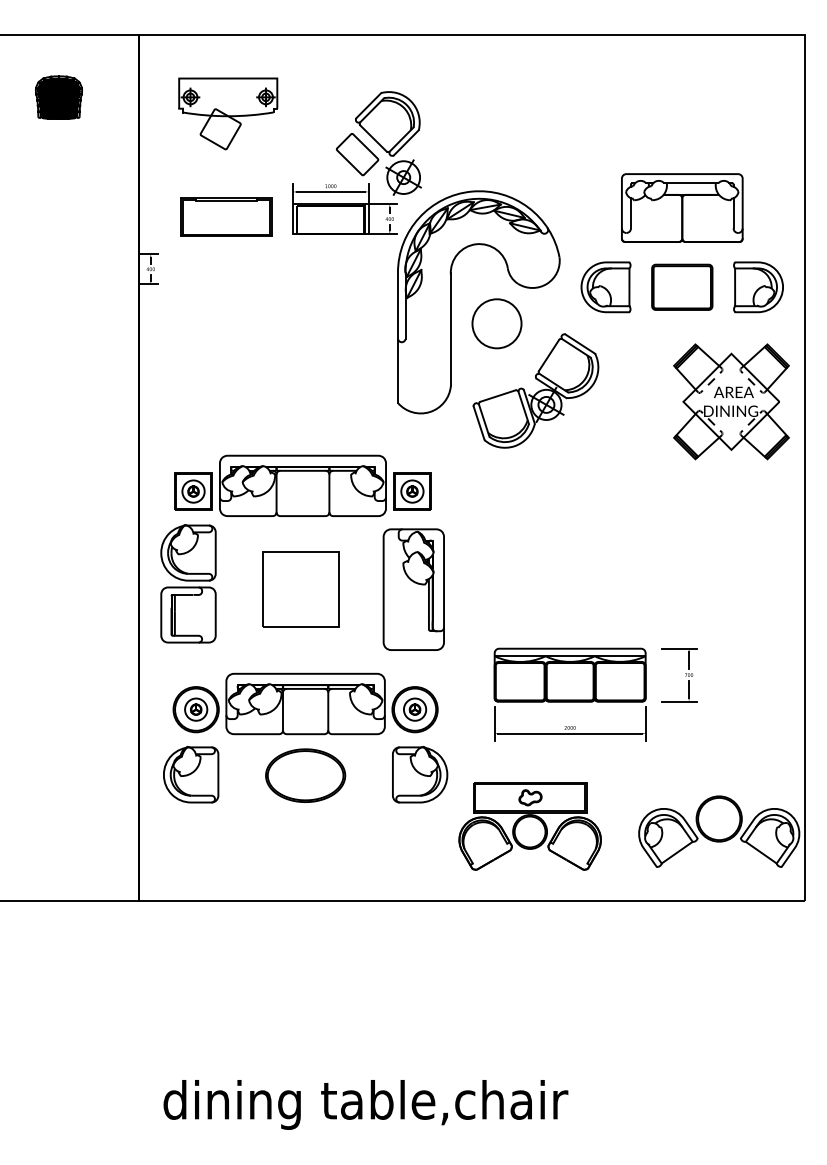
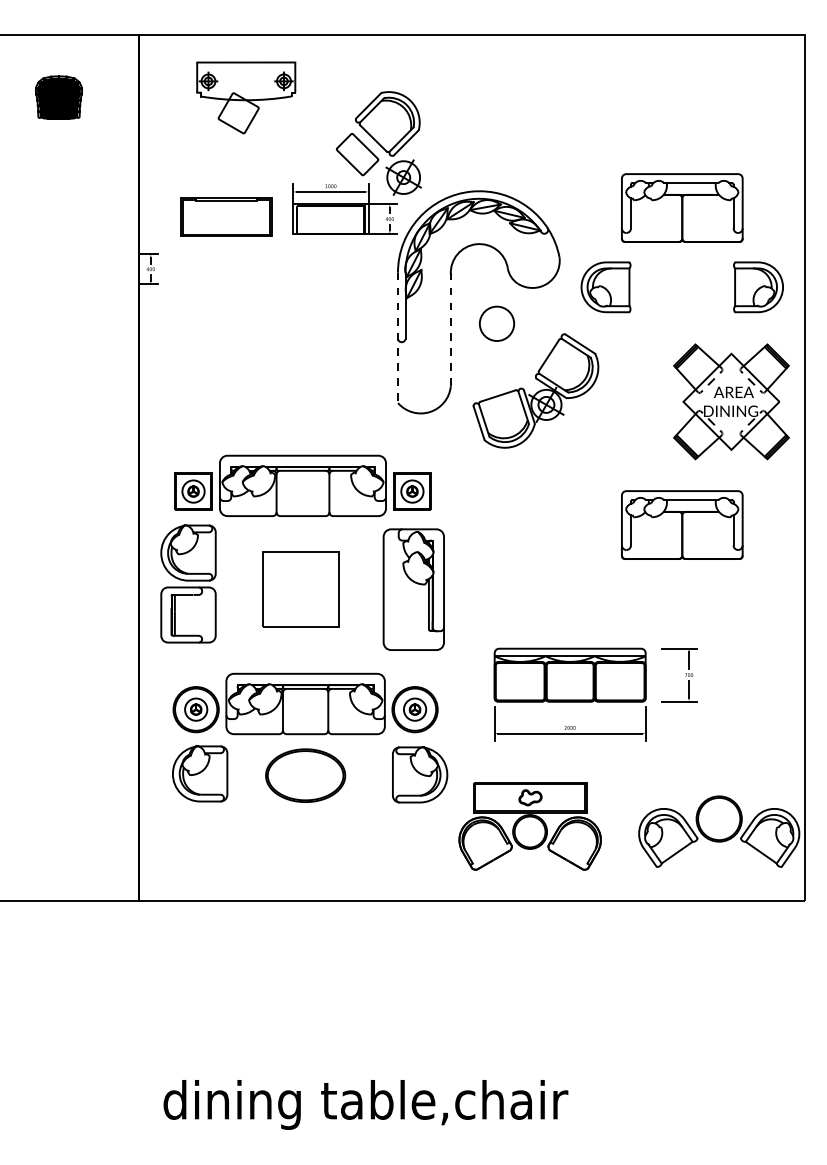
part position: (228, 113) -> (246, 97) (246, 97)
part: present -> none (682, 286)
circle diameter: 49 px -> 34 px (496, 323)
line: solid -> dashed (450, 329)
line: solid -> dashed (398, 338)
part: none -> present (682, 524)
part position: (191, 774) -> (200, 773) (200, 773)
